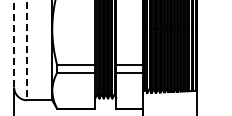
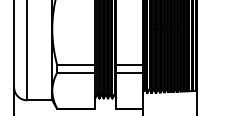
line: dashed -> solid (14, 43)
line: dashed -> solid (27, 50)
